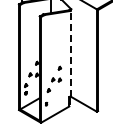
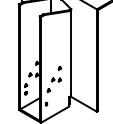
line: dashed -> solid (70, 53)
